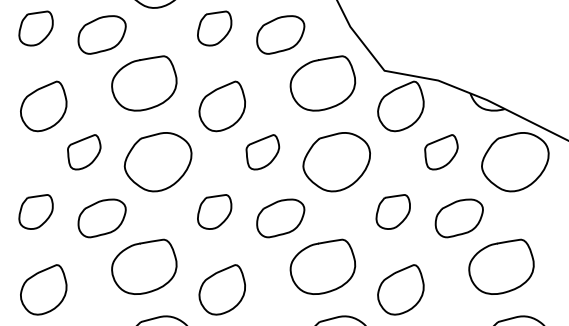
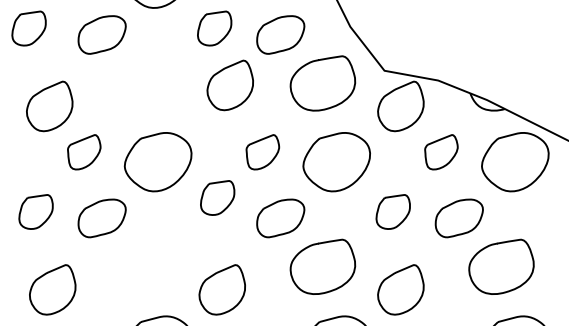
part position: (35, 28) -> (28, 28) (28, 28)
curve: present -> none (139, 61)
part position: (43, 106) -> (49, 106) (49, 106)
part position: (221, 106) -> (229, 85) (229, 85)
part position: (214, 211) -> (217, 197) (217, 197)
curve: present -> none (142, 244)
part position: (43, 289) -> (52, 289) (52, 289)
